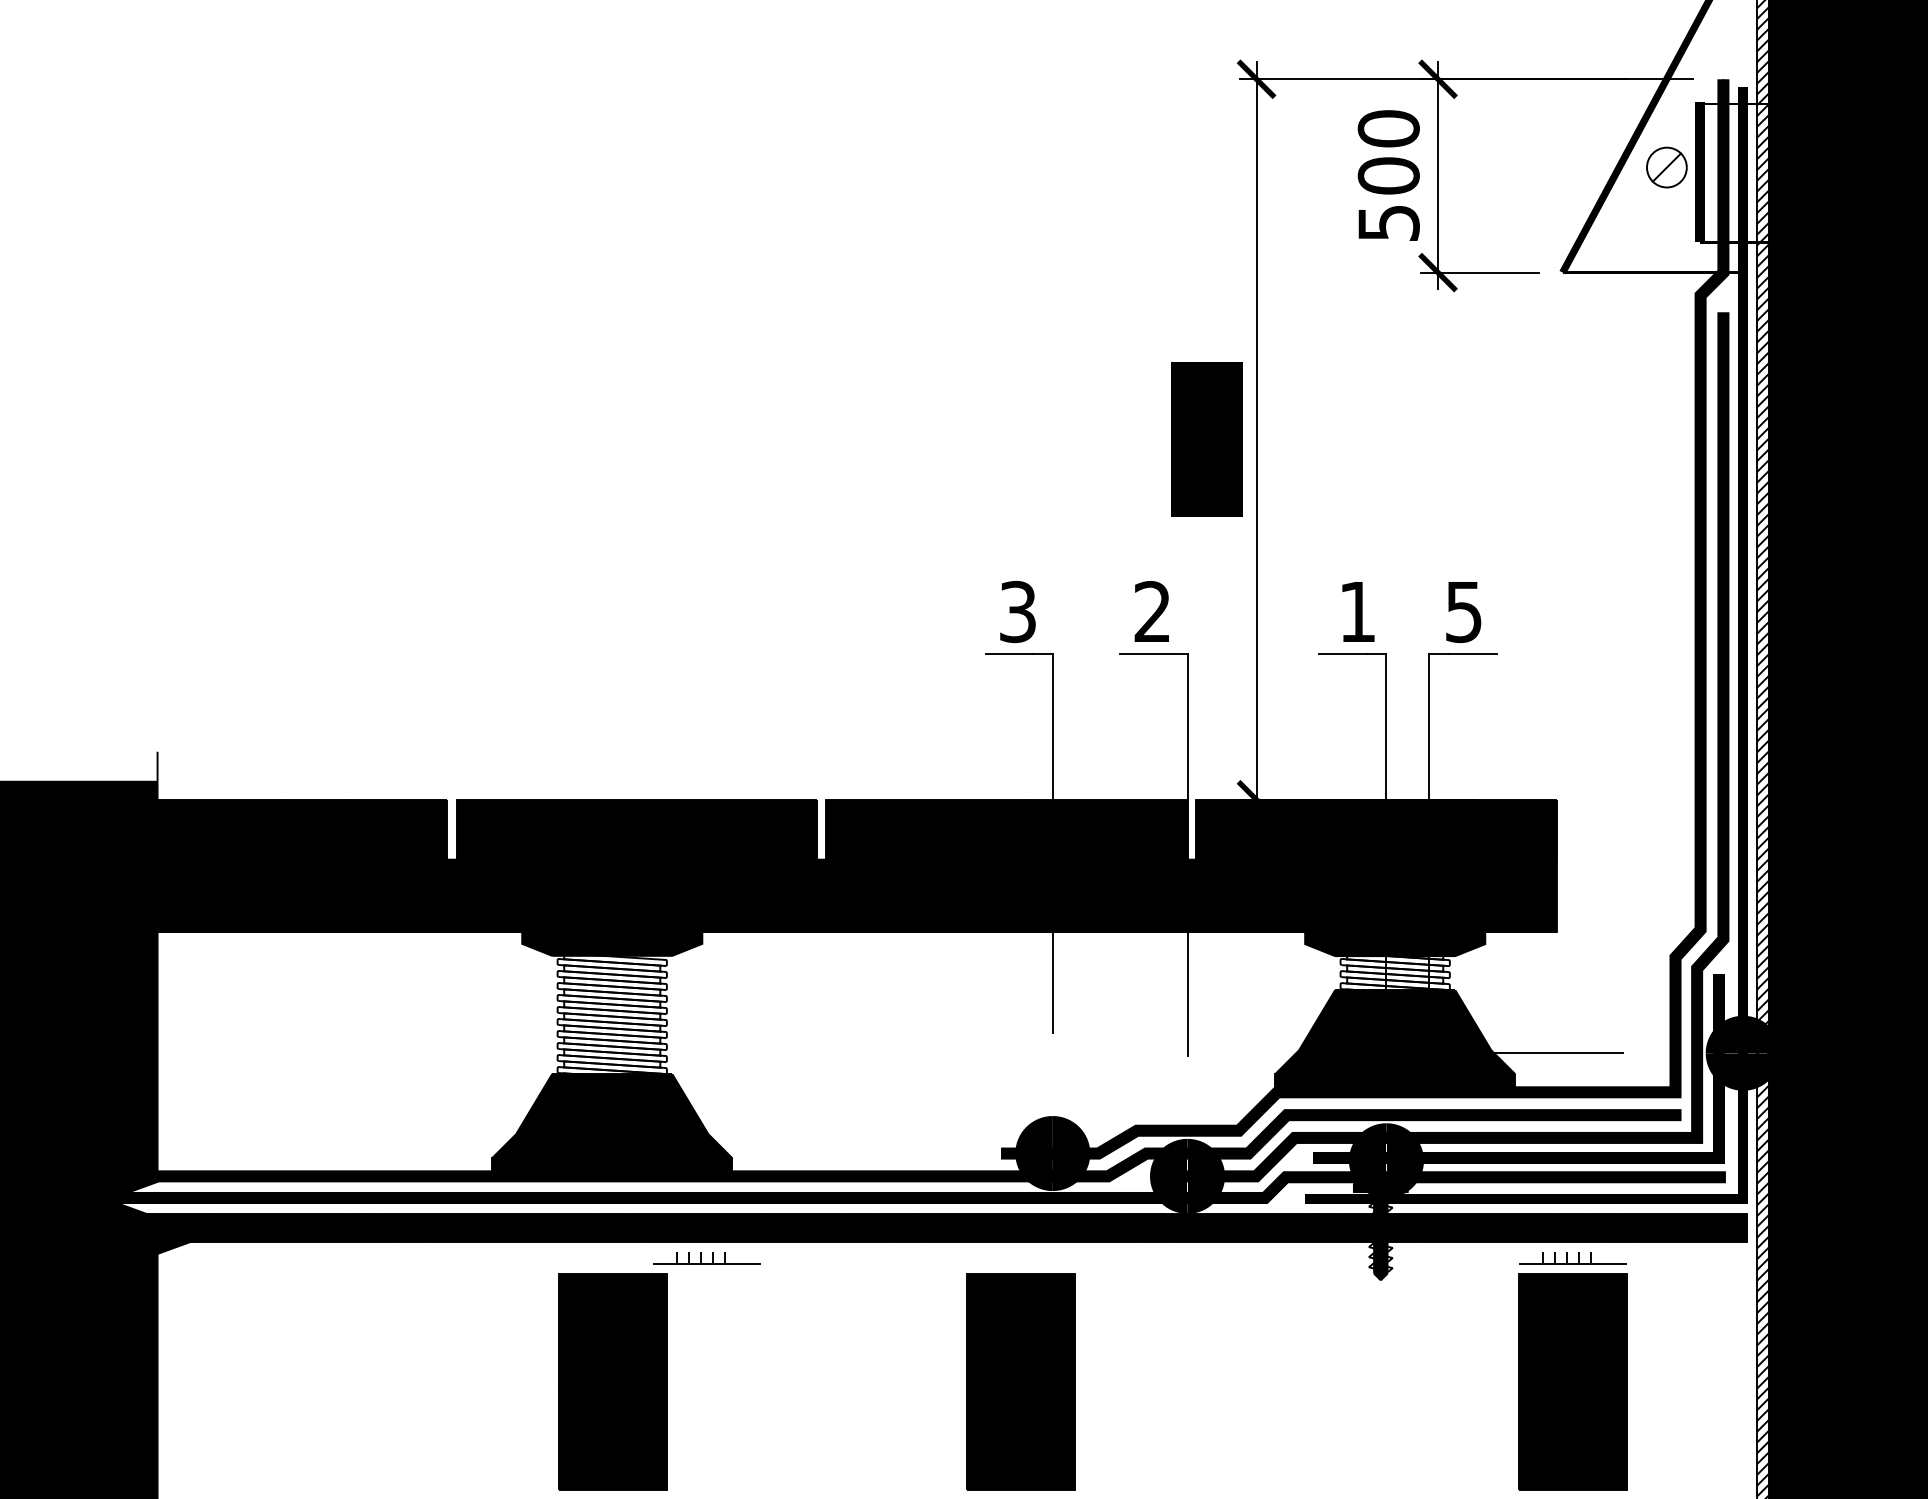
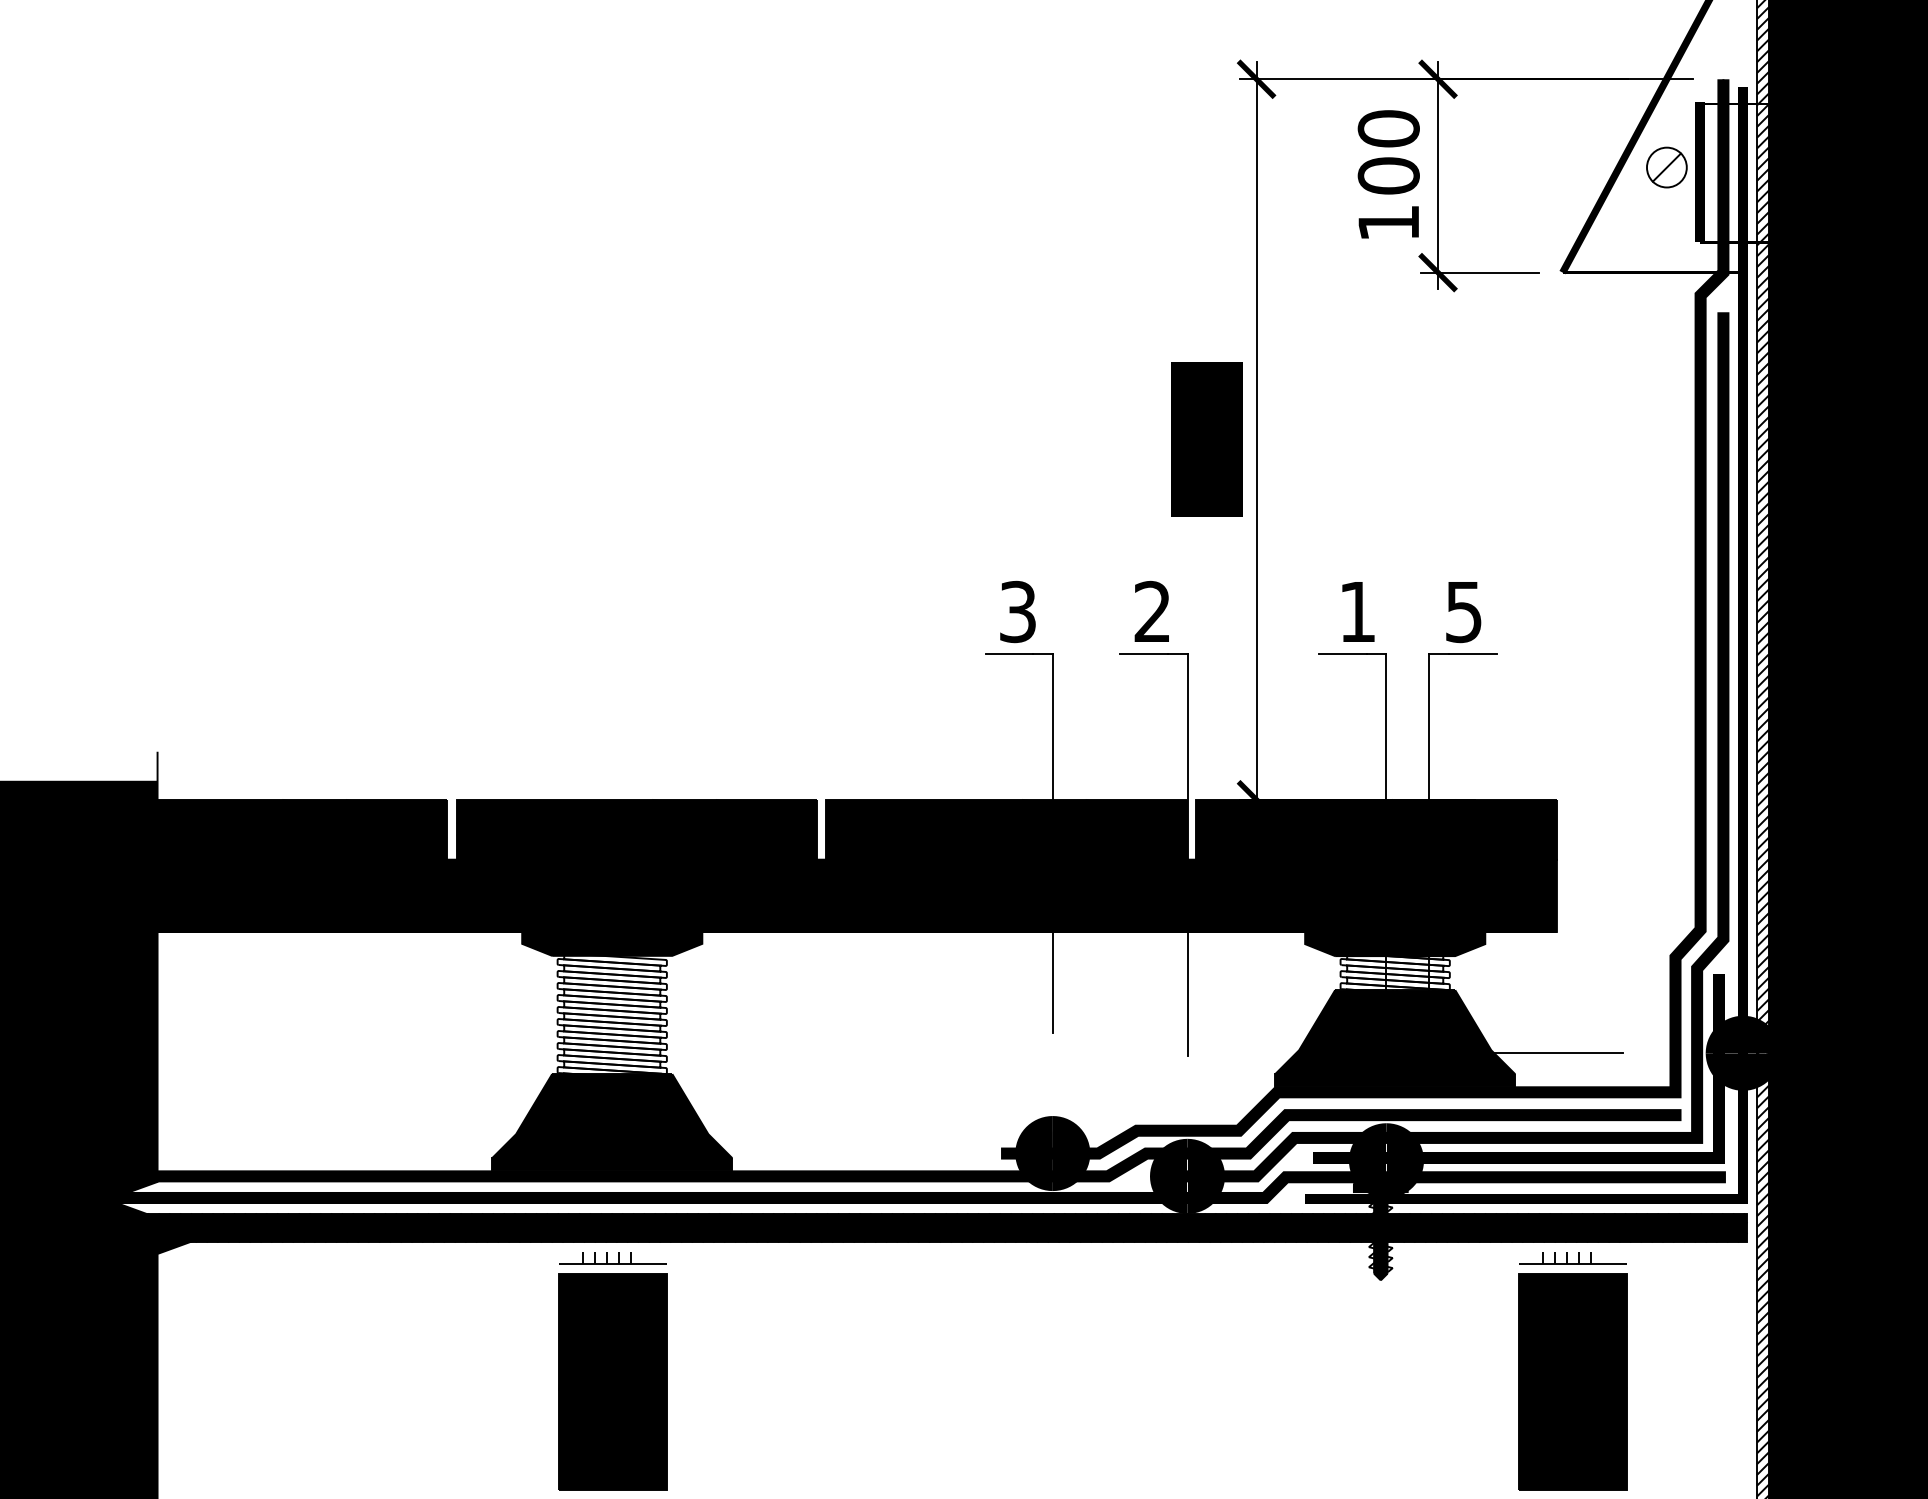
text: 500 -> 100 (1388, 223)
part position: (706, 1258) -> (612, 1258) (612, 1258)
part: present -> none (1020, 1381)
